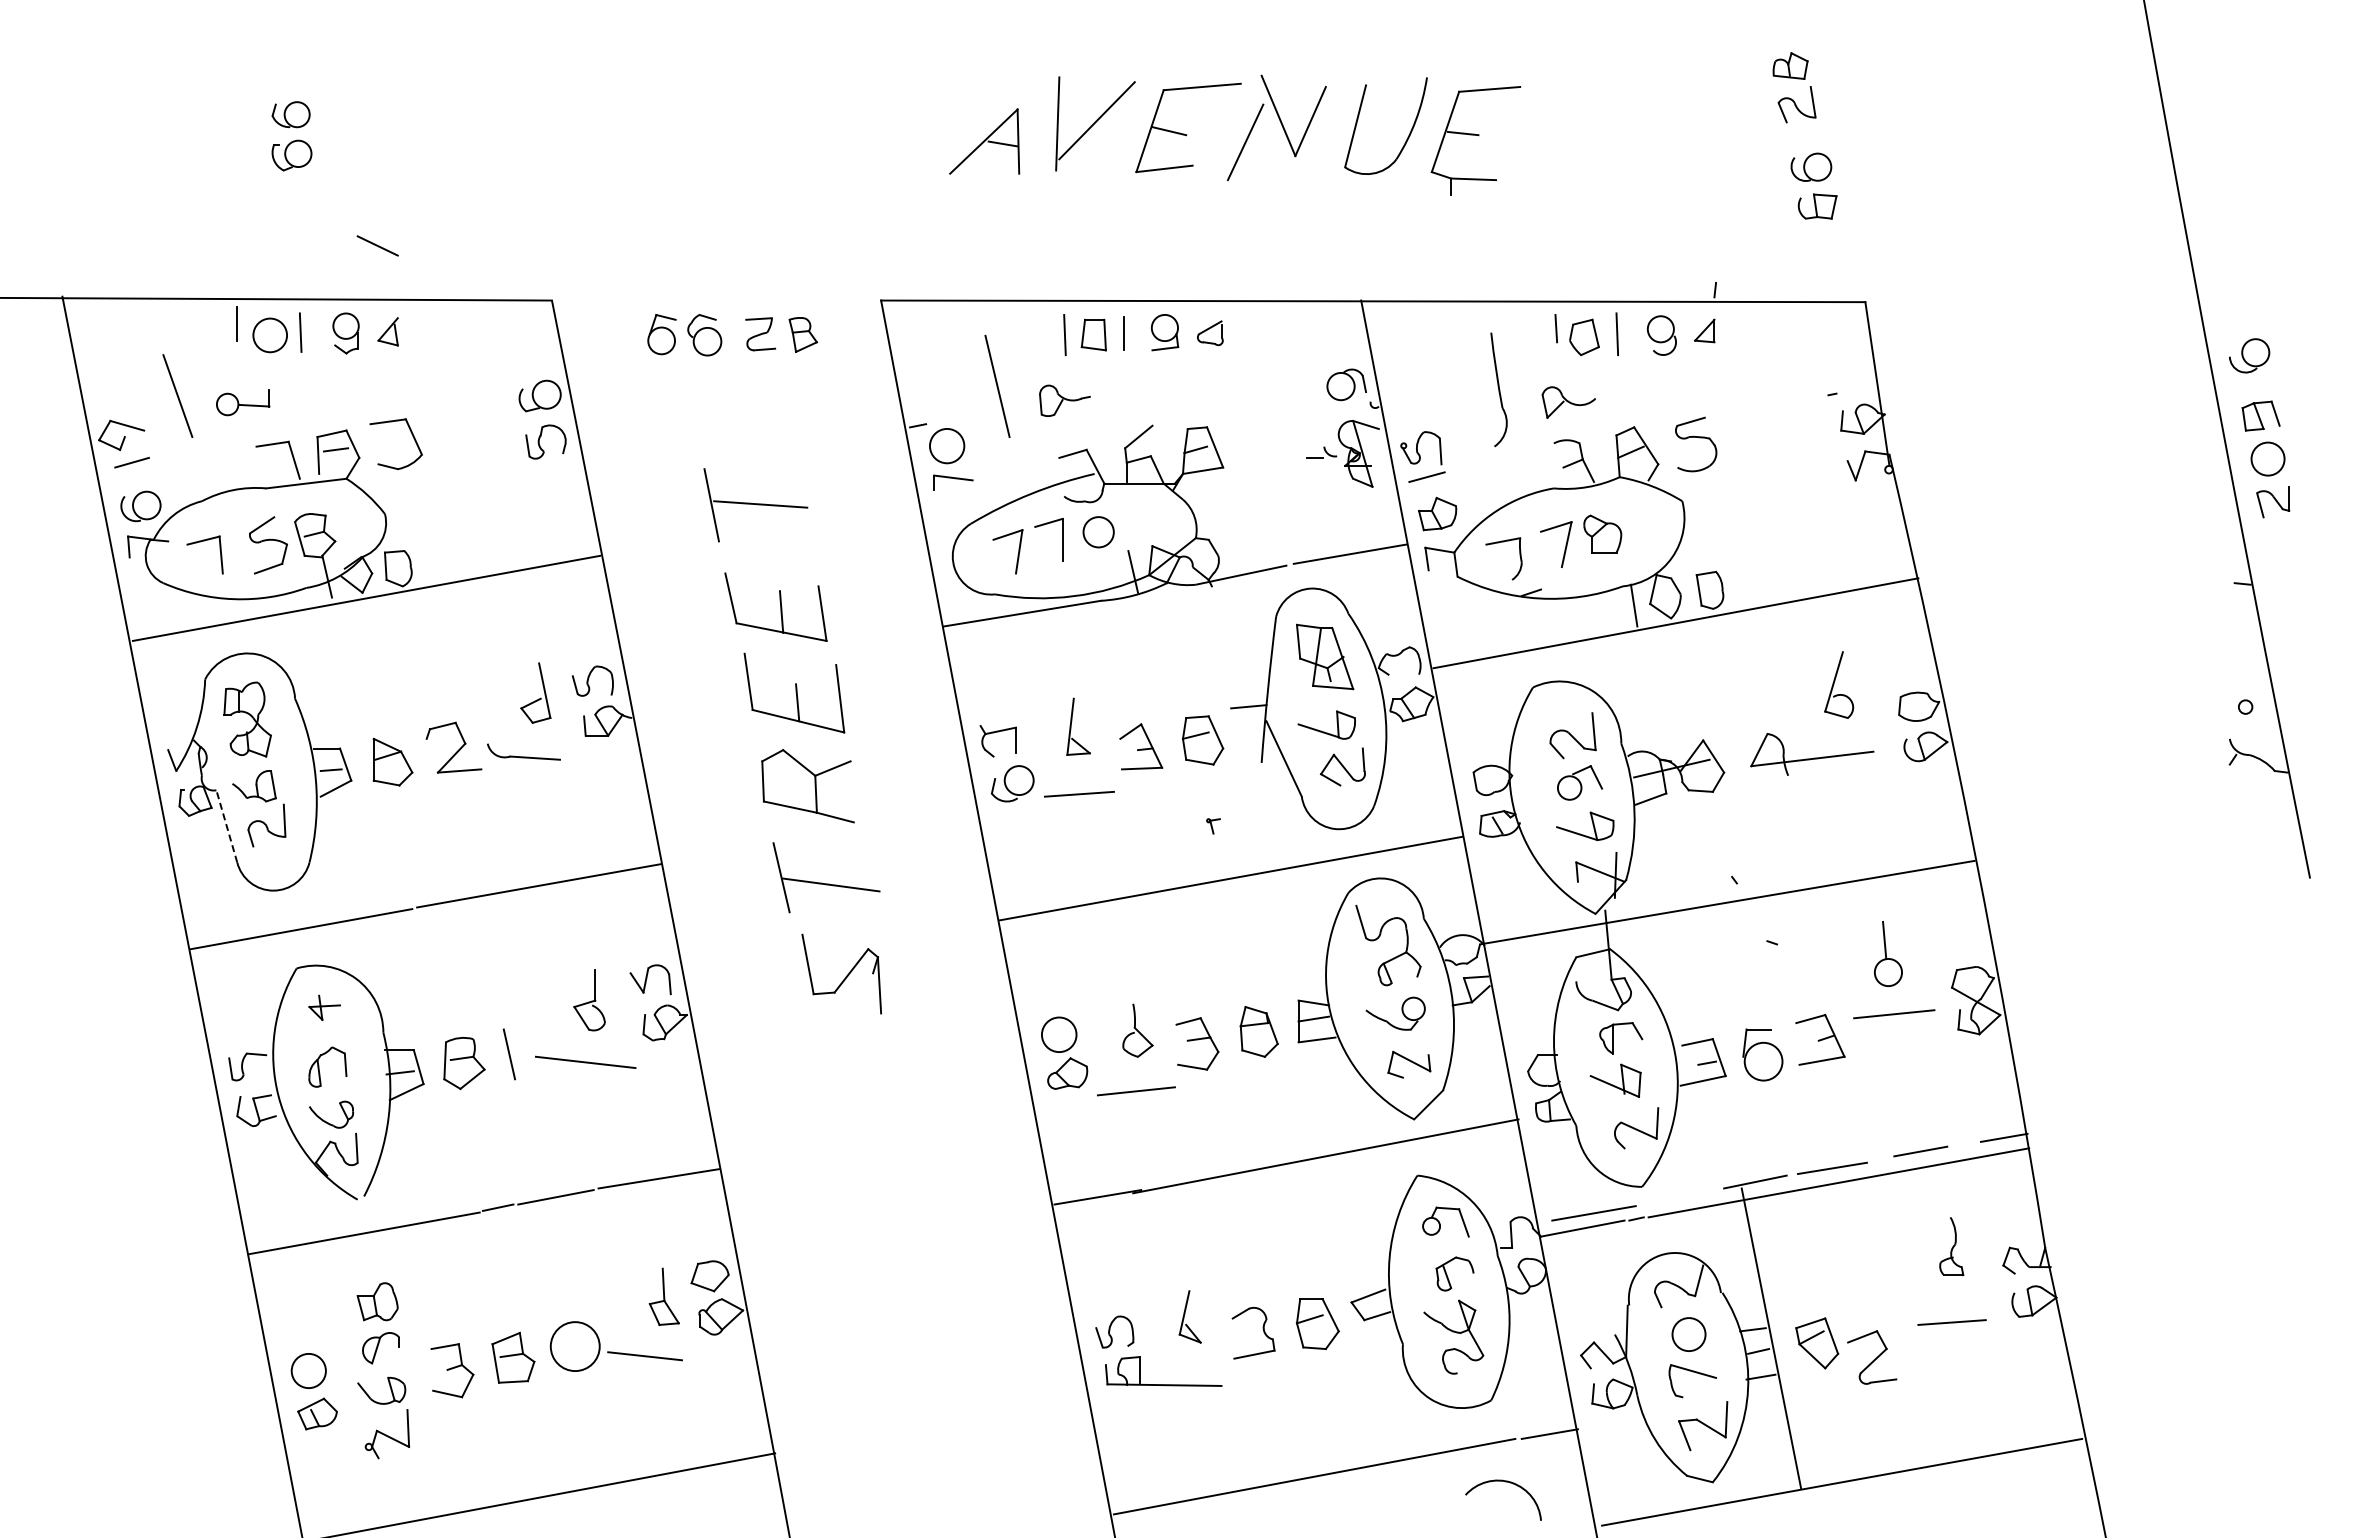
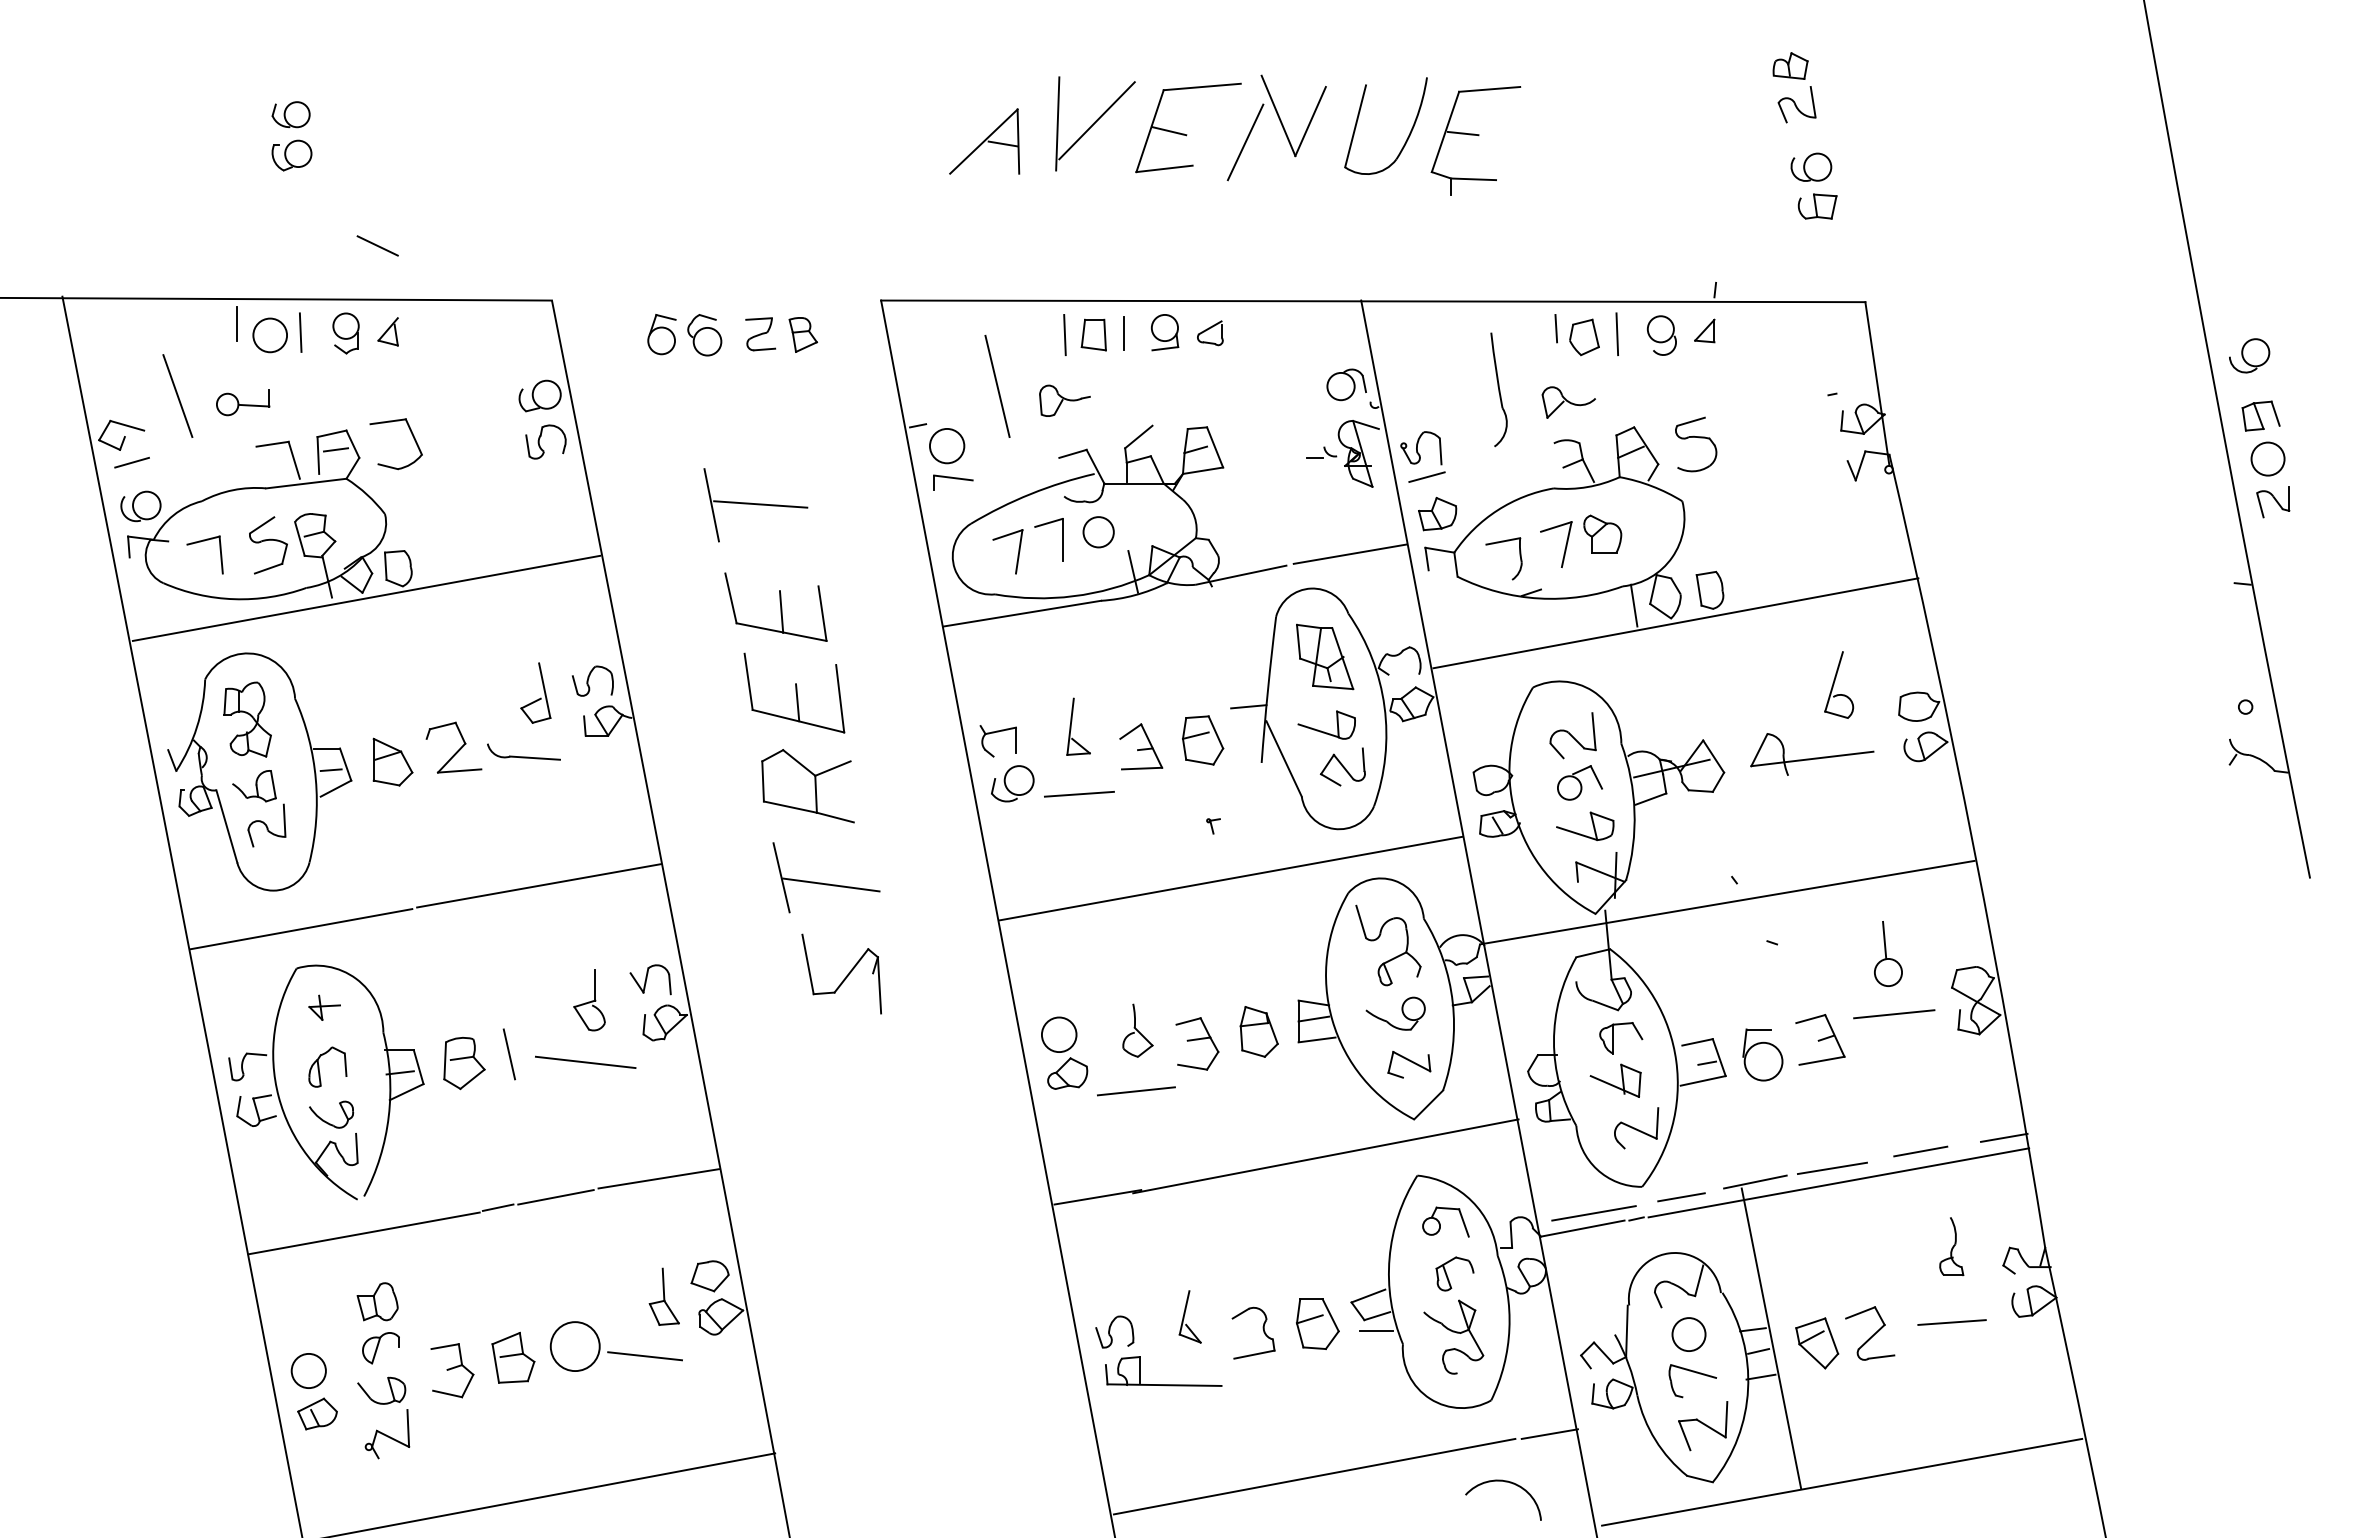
line: dashed -> solid (226, 826)
line: none -> present (1681, 1197)
line: none -> present (1376, 1331)
part position: (1872, 1357) -> (1870, 1333) (1870, 1333)
